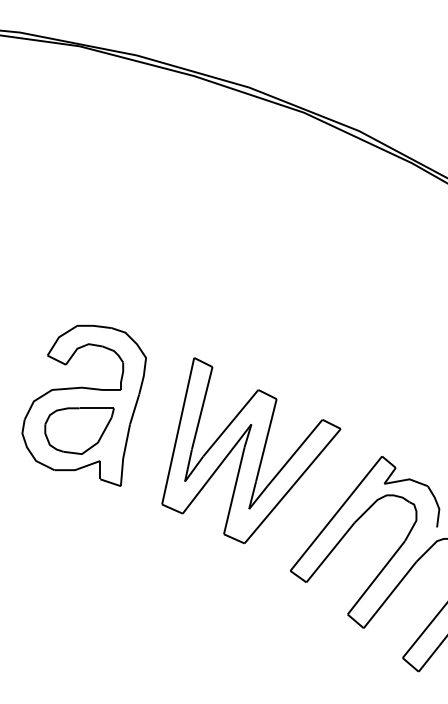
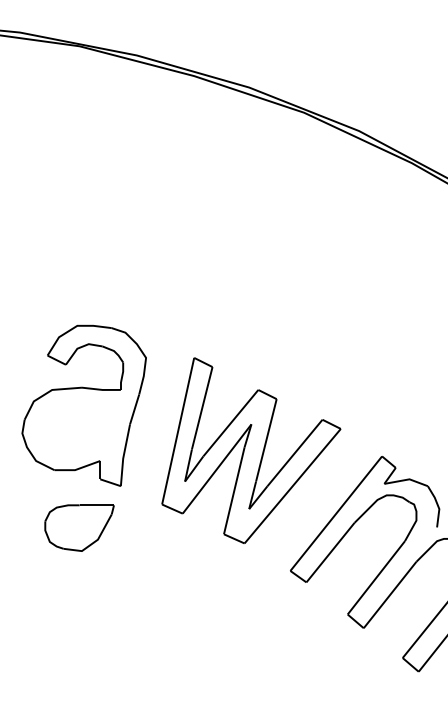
part position: (79, 430) -> (79, 527) (79, 527)
